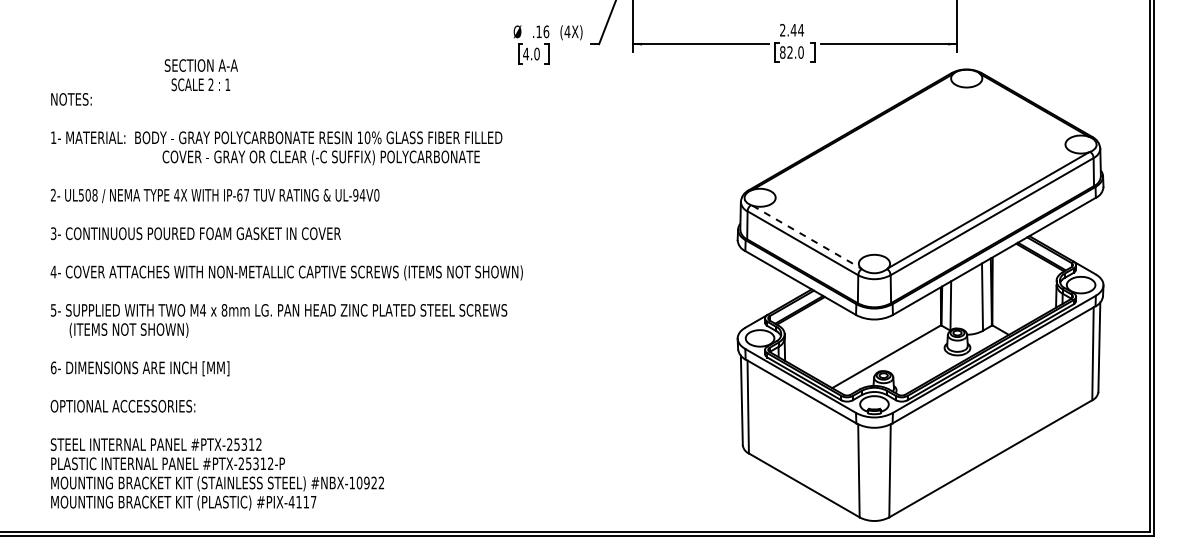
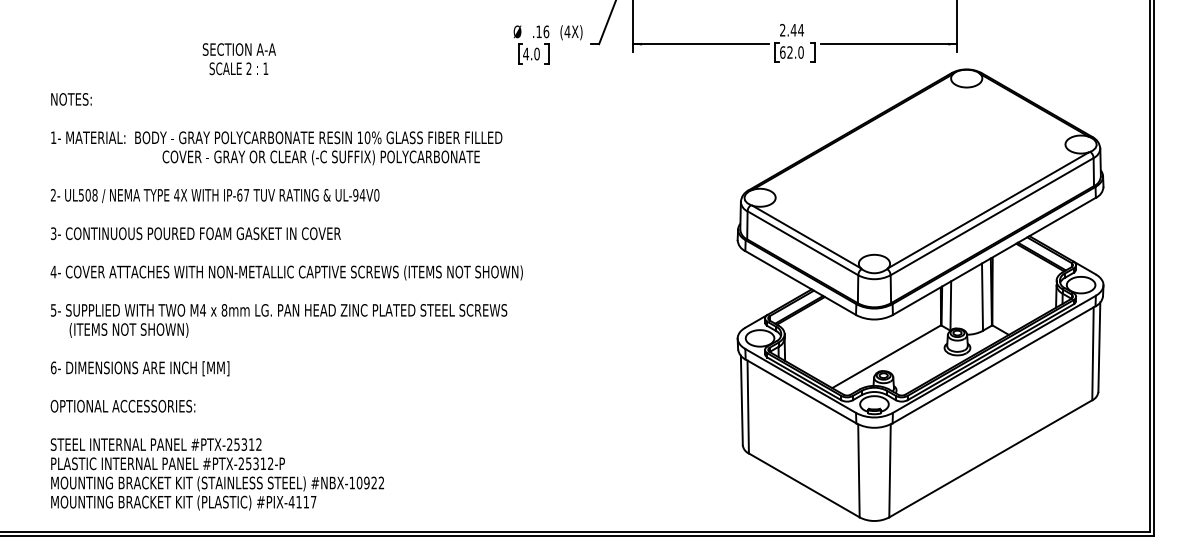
text: 82.0 -> 62.0 (782, 52)
text position: (200, 75) -> (238, 59) (238, 59)
line: dashed -> solid (806, 236)
